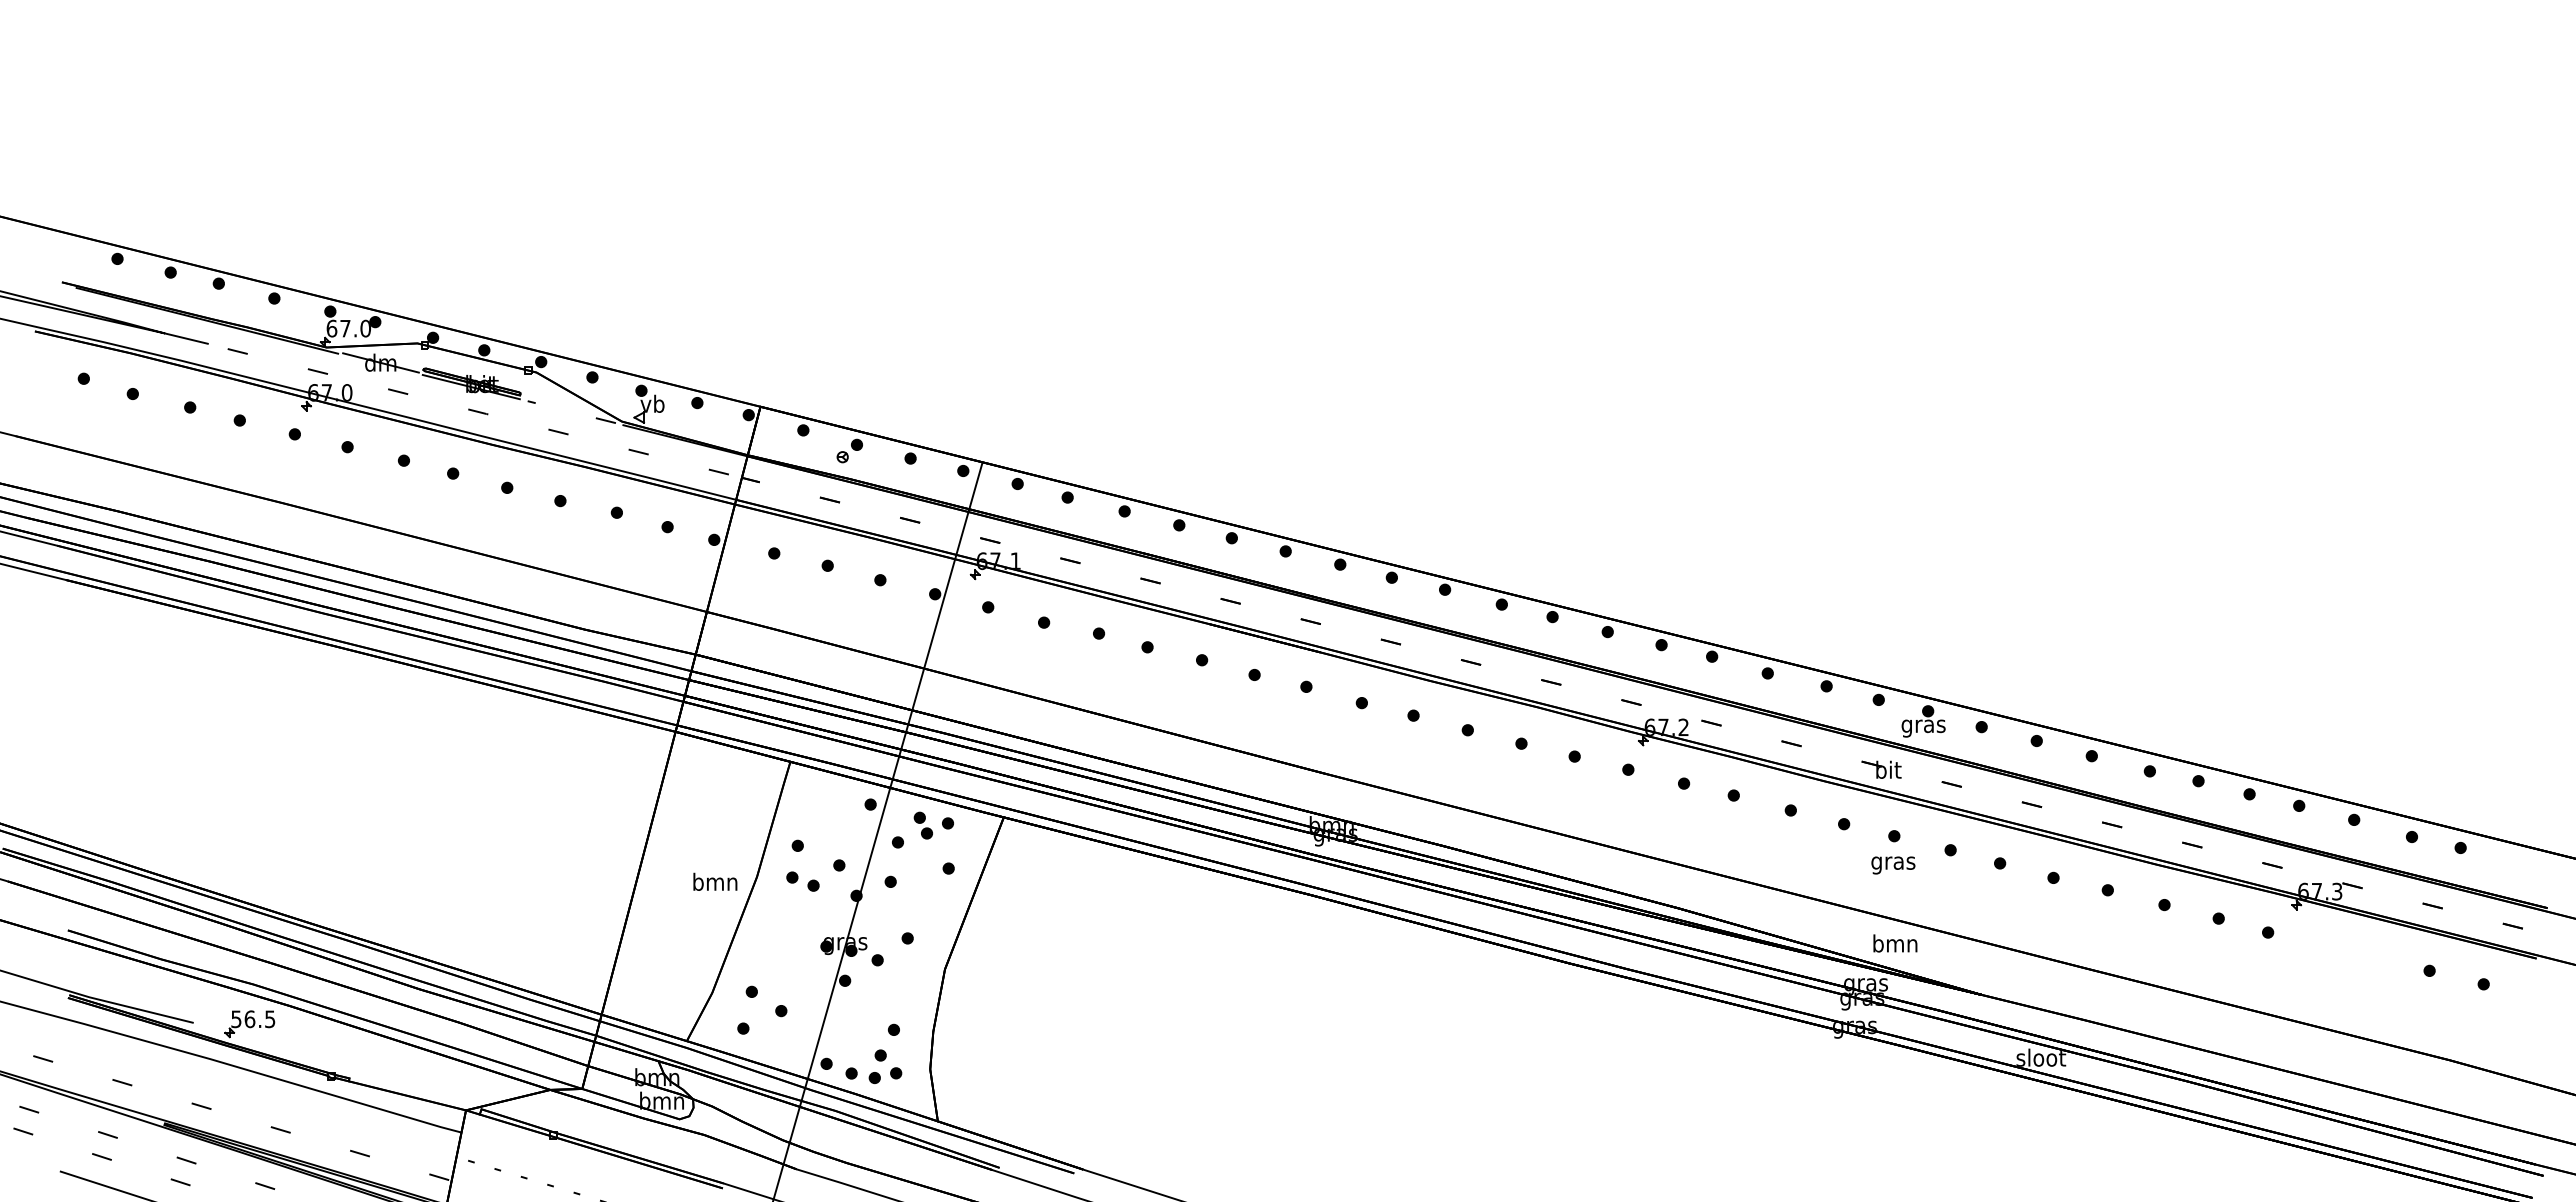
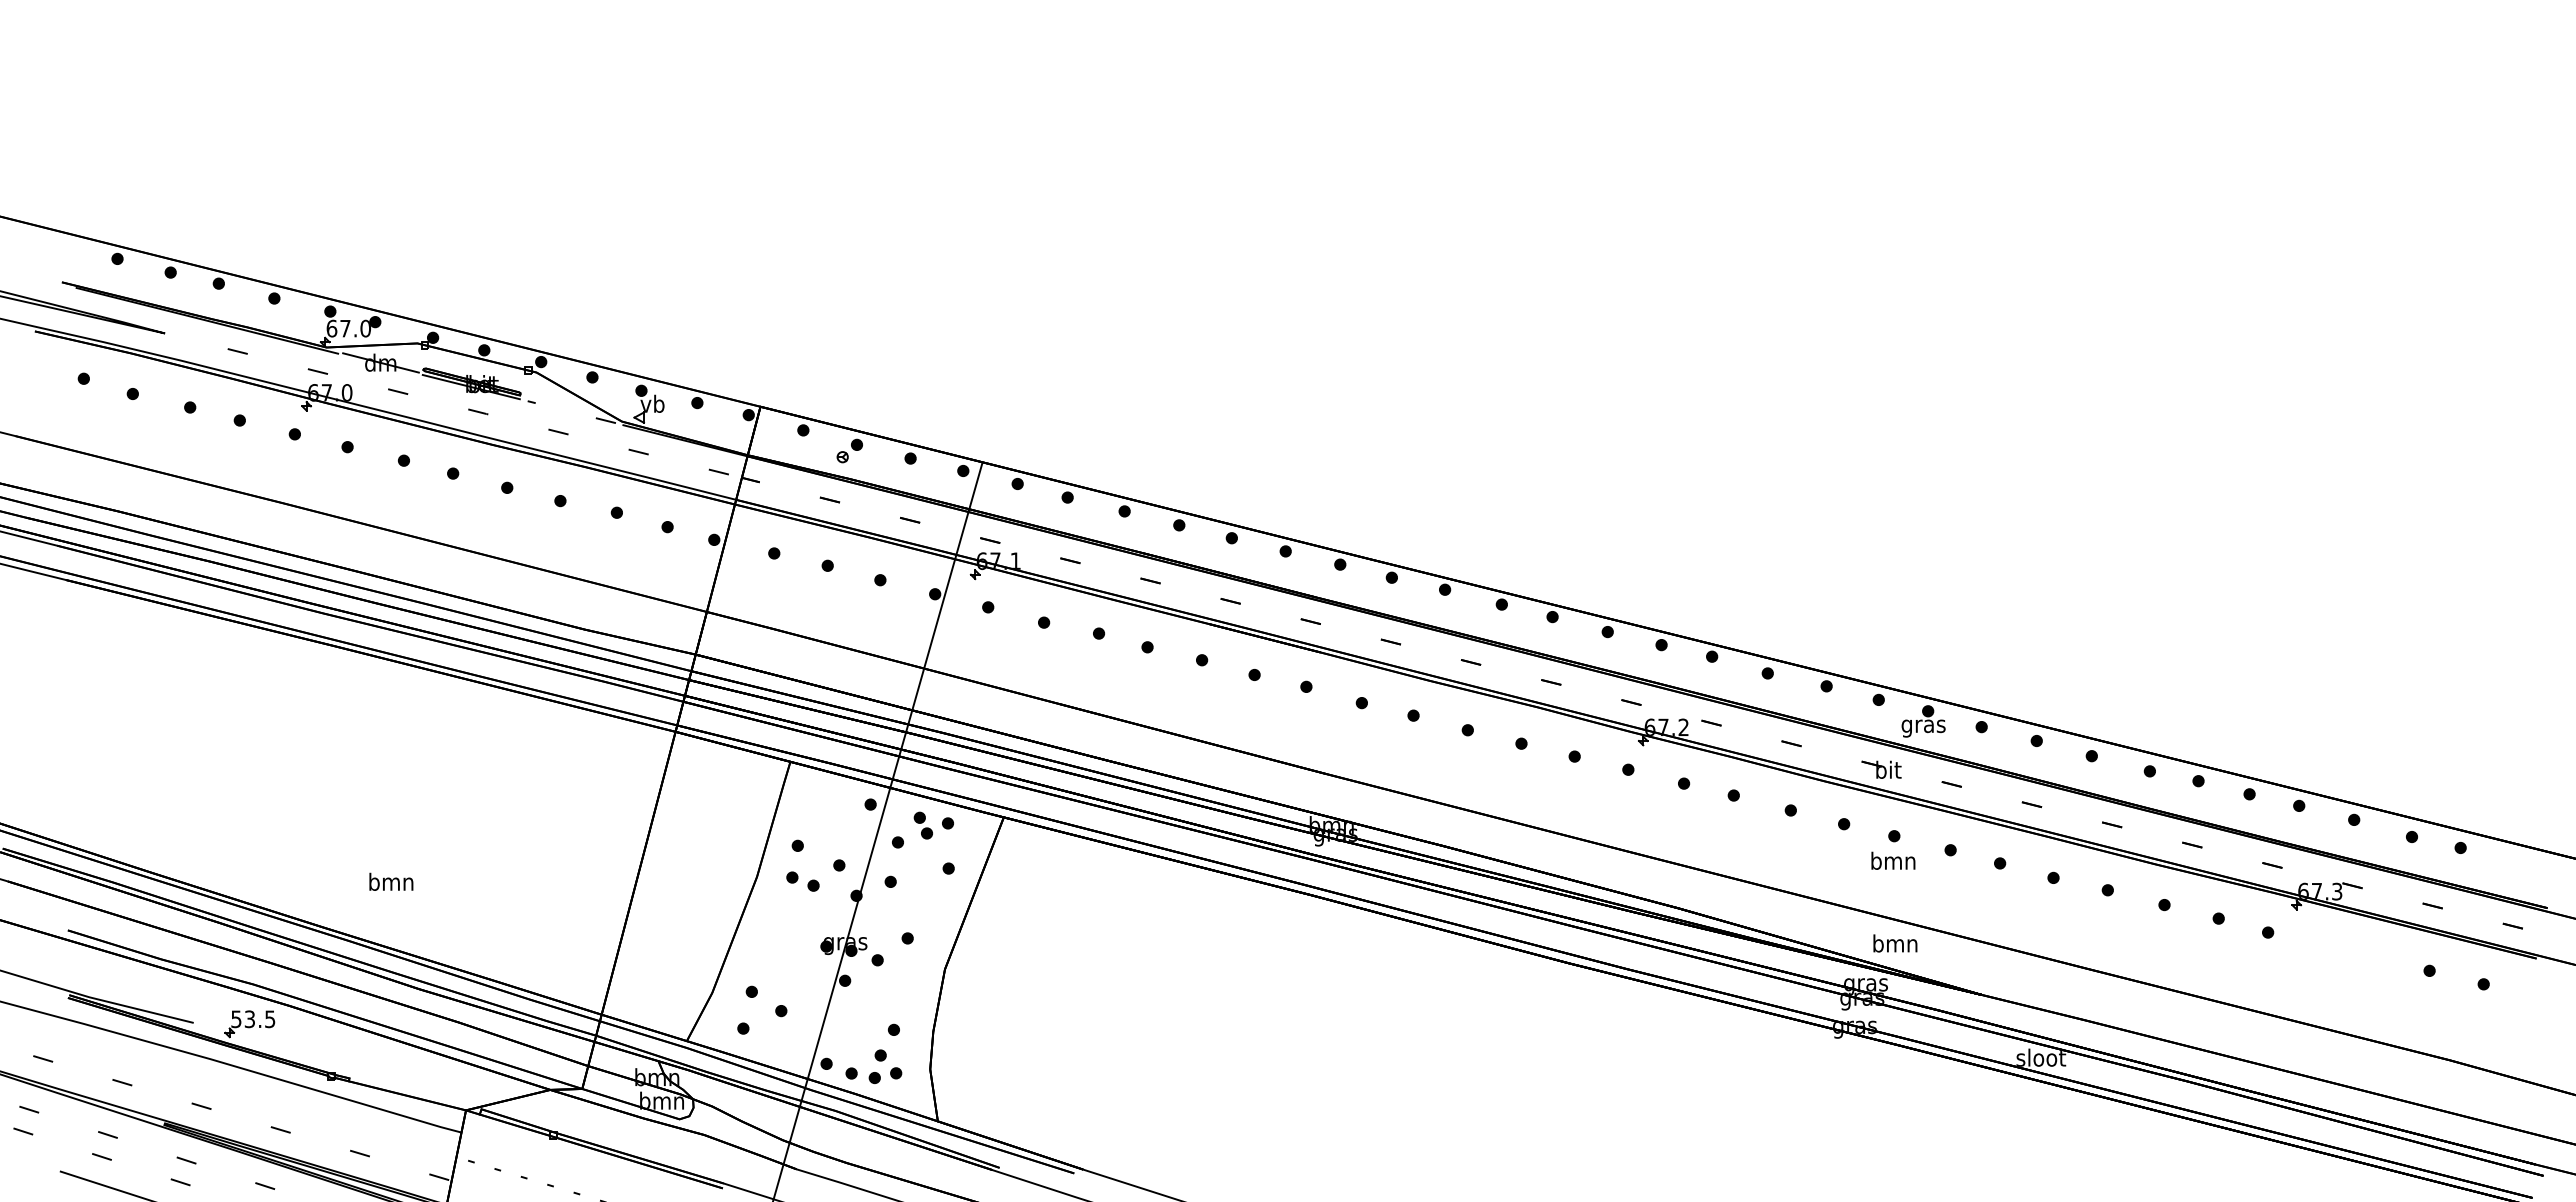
line: present -> none (186, 338)
text: gras -> bmn (1893, 862)
text position: (715, 881) -> (391, 881) (391, 881)
text: 56.5 -> 53.5 (249, 1019)
